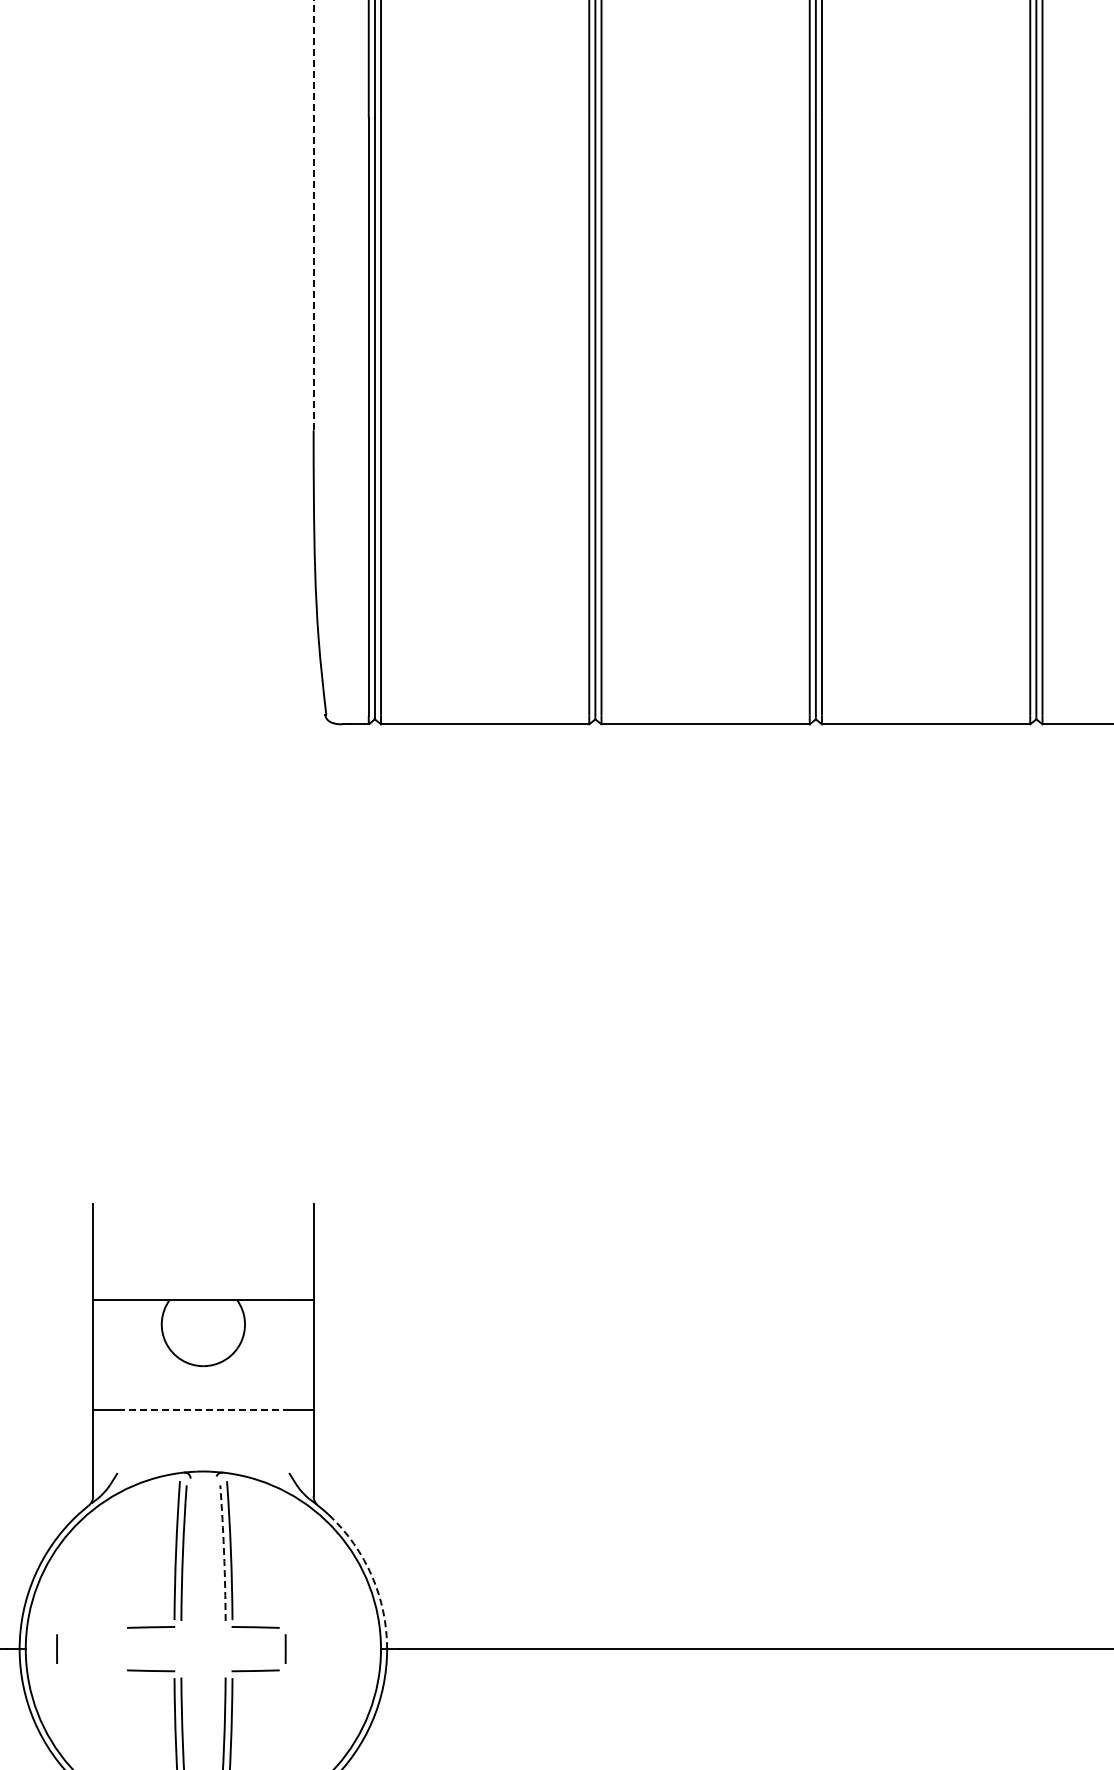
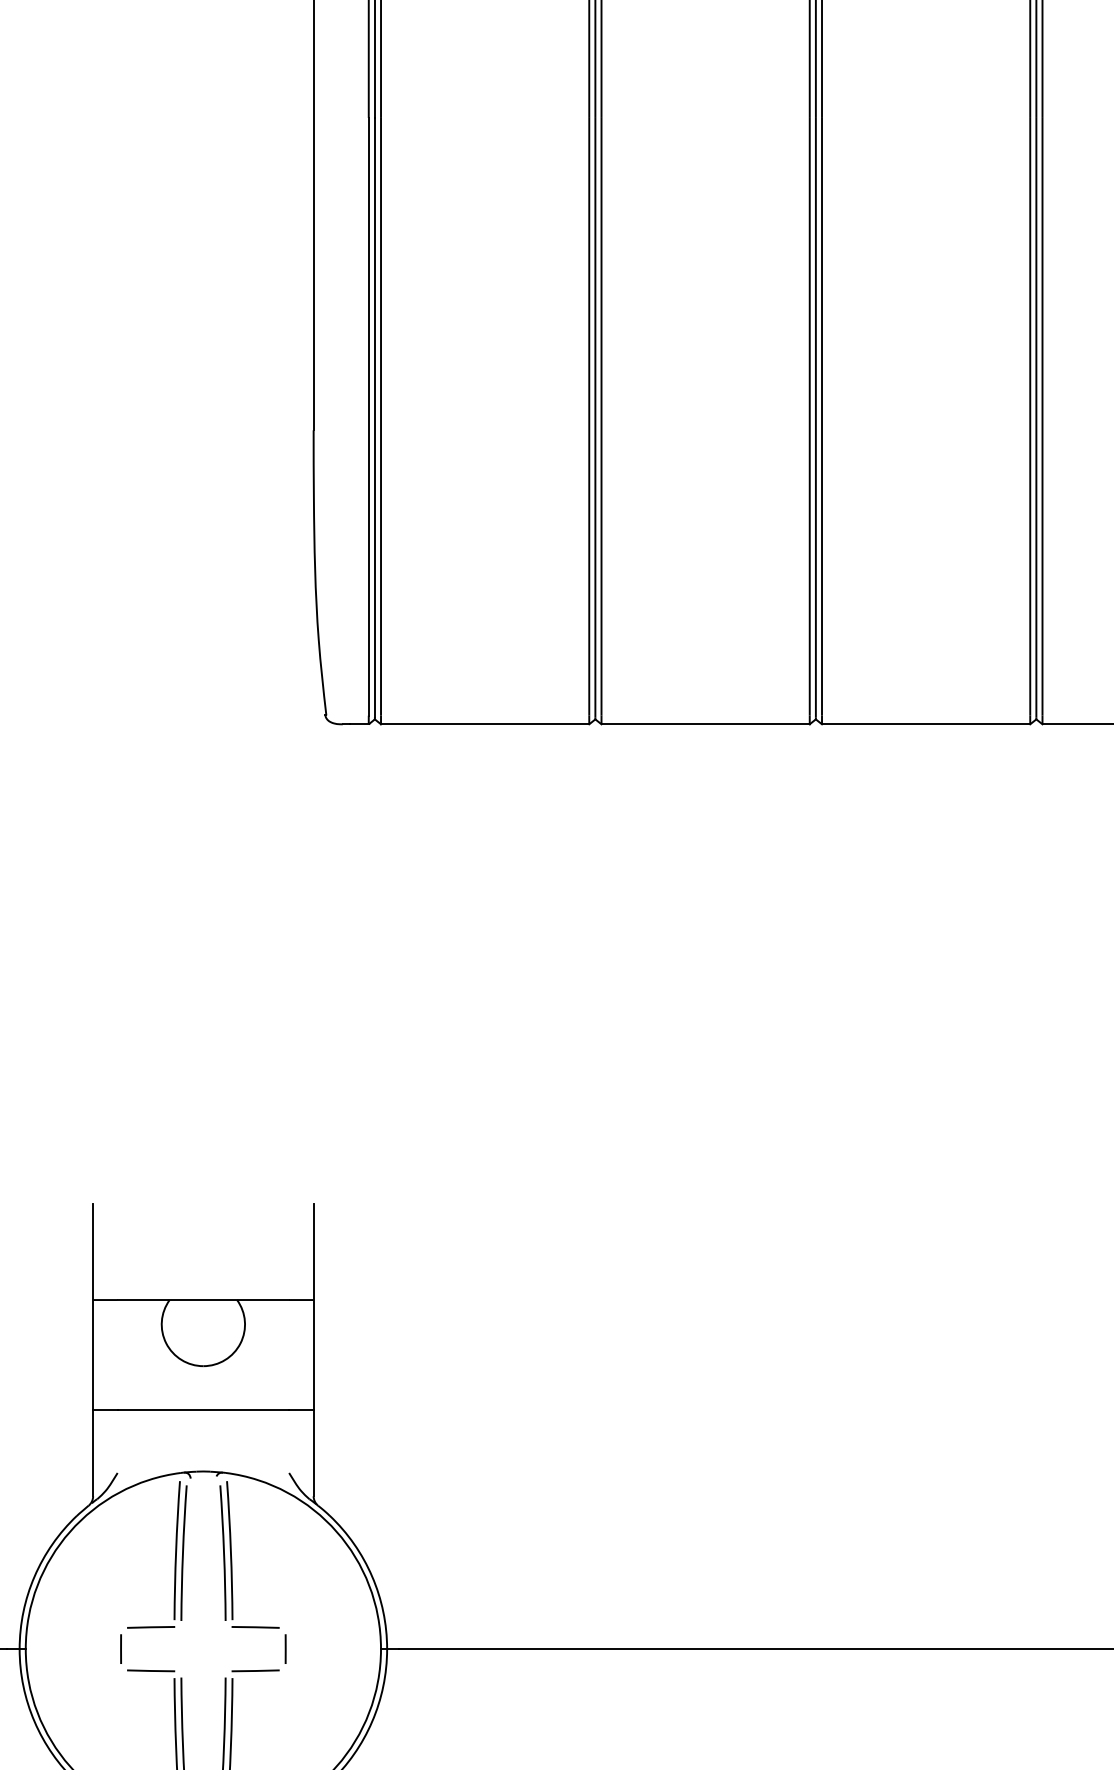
line: dashed -> solid (313, 215)
line: dashed -> solid (203, 1410)
arc: dashed -> solid (224, 1553)
arc: dashed -> solid (372, 1576)
line position: (56, 1648) -> (120, 1648) (120, 1648)
